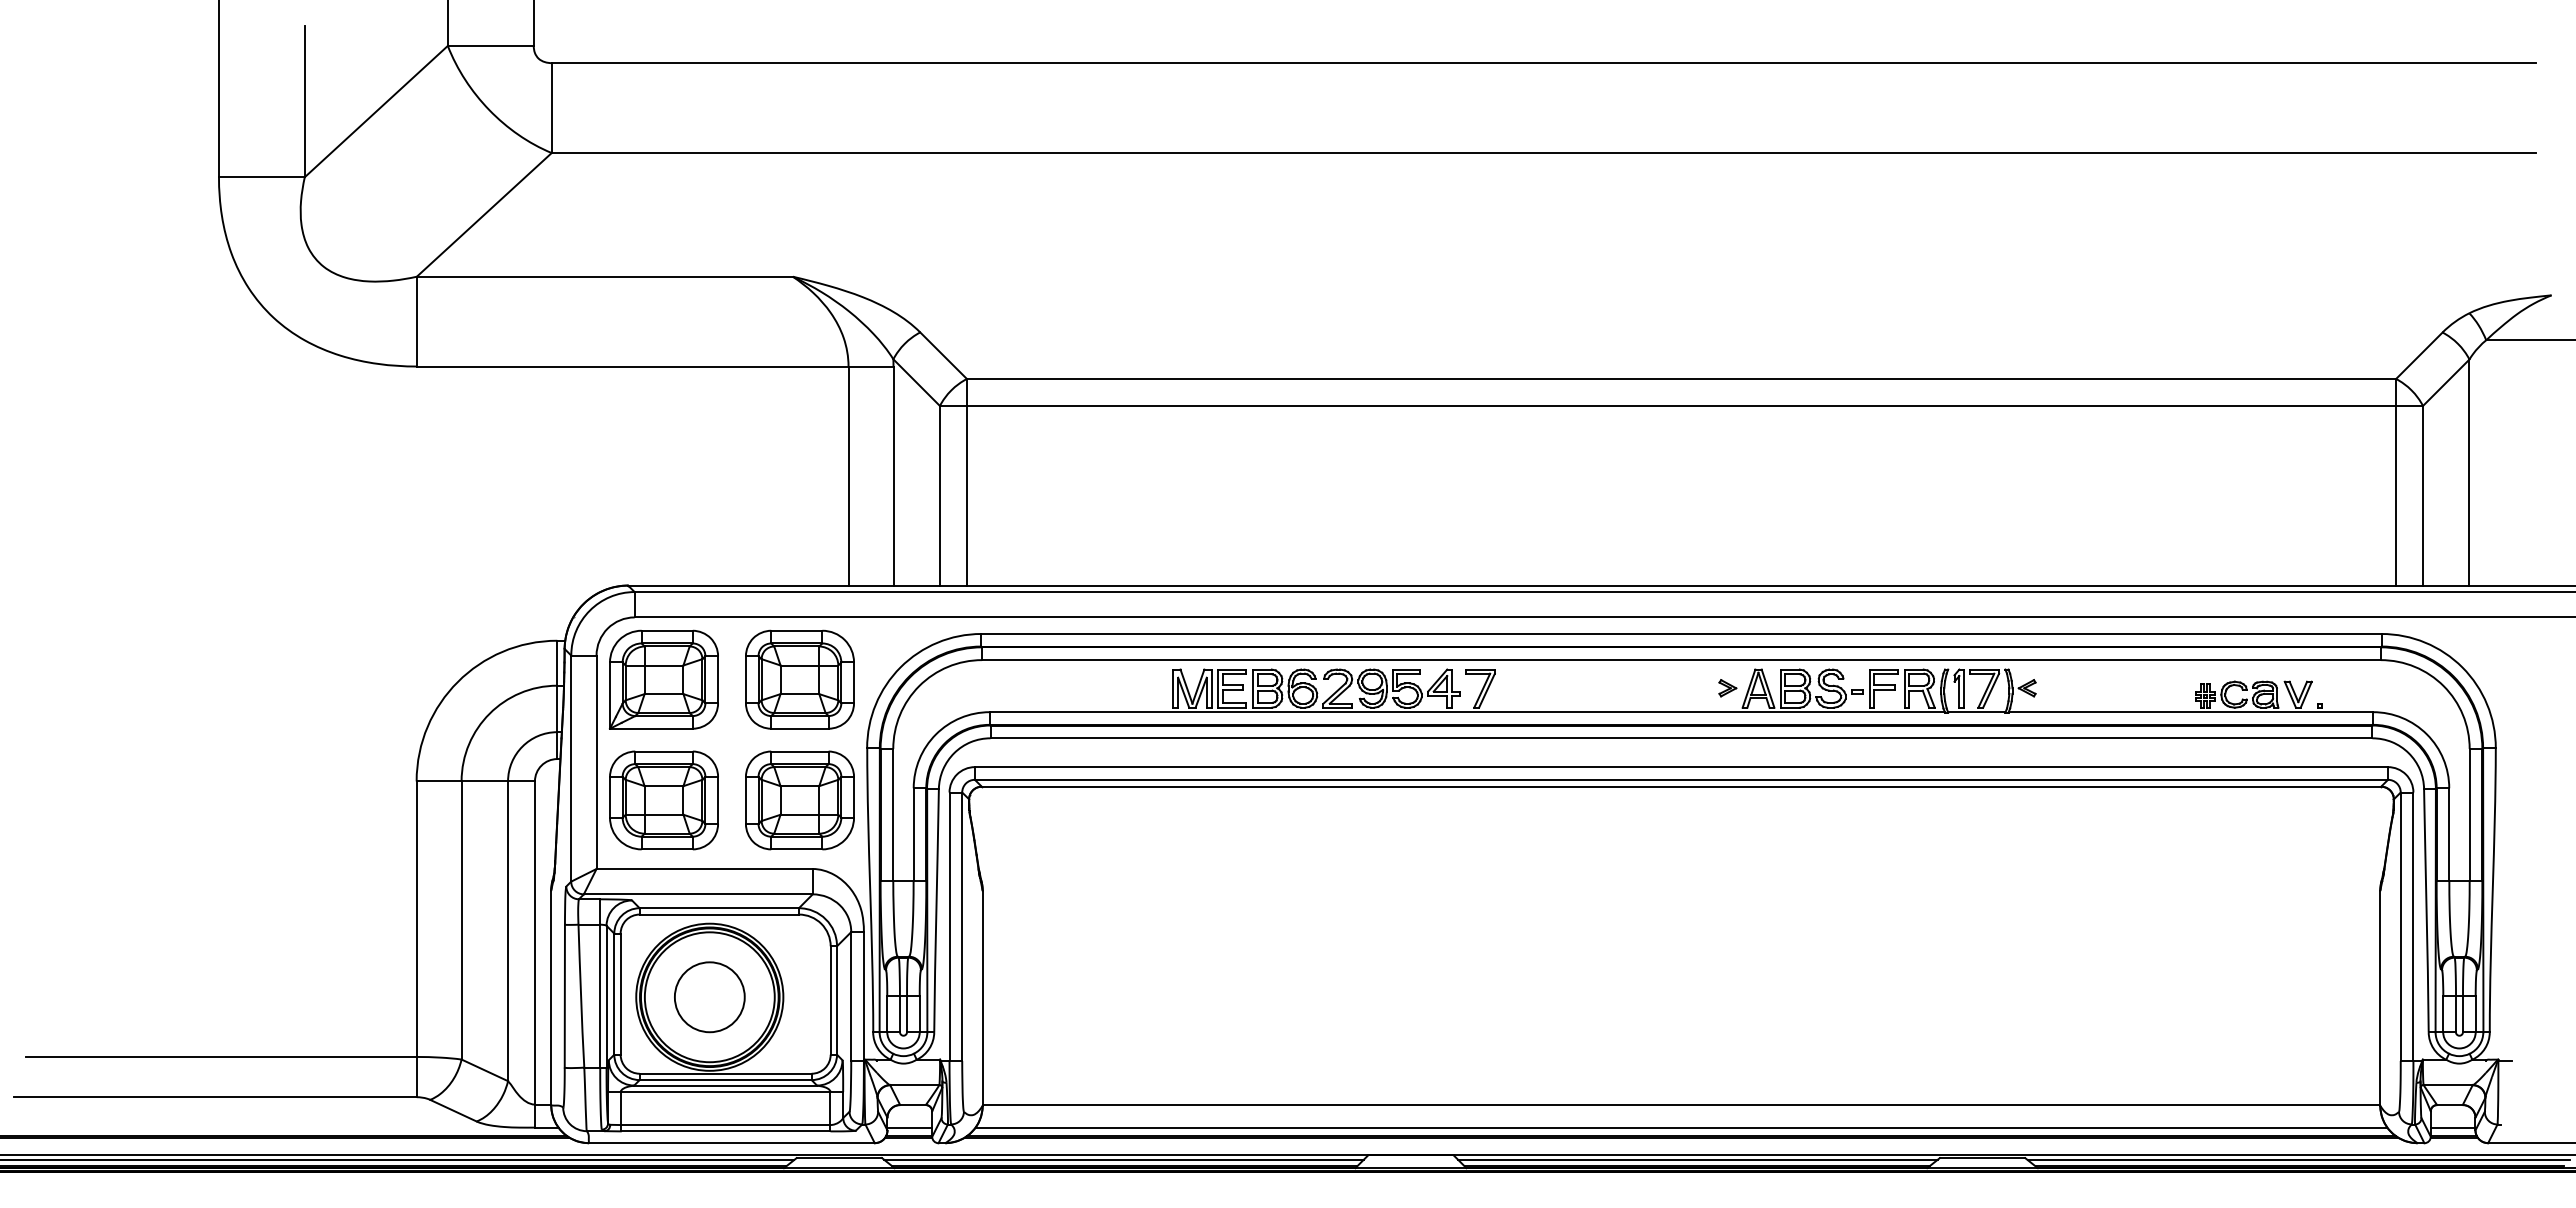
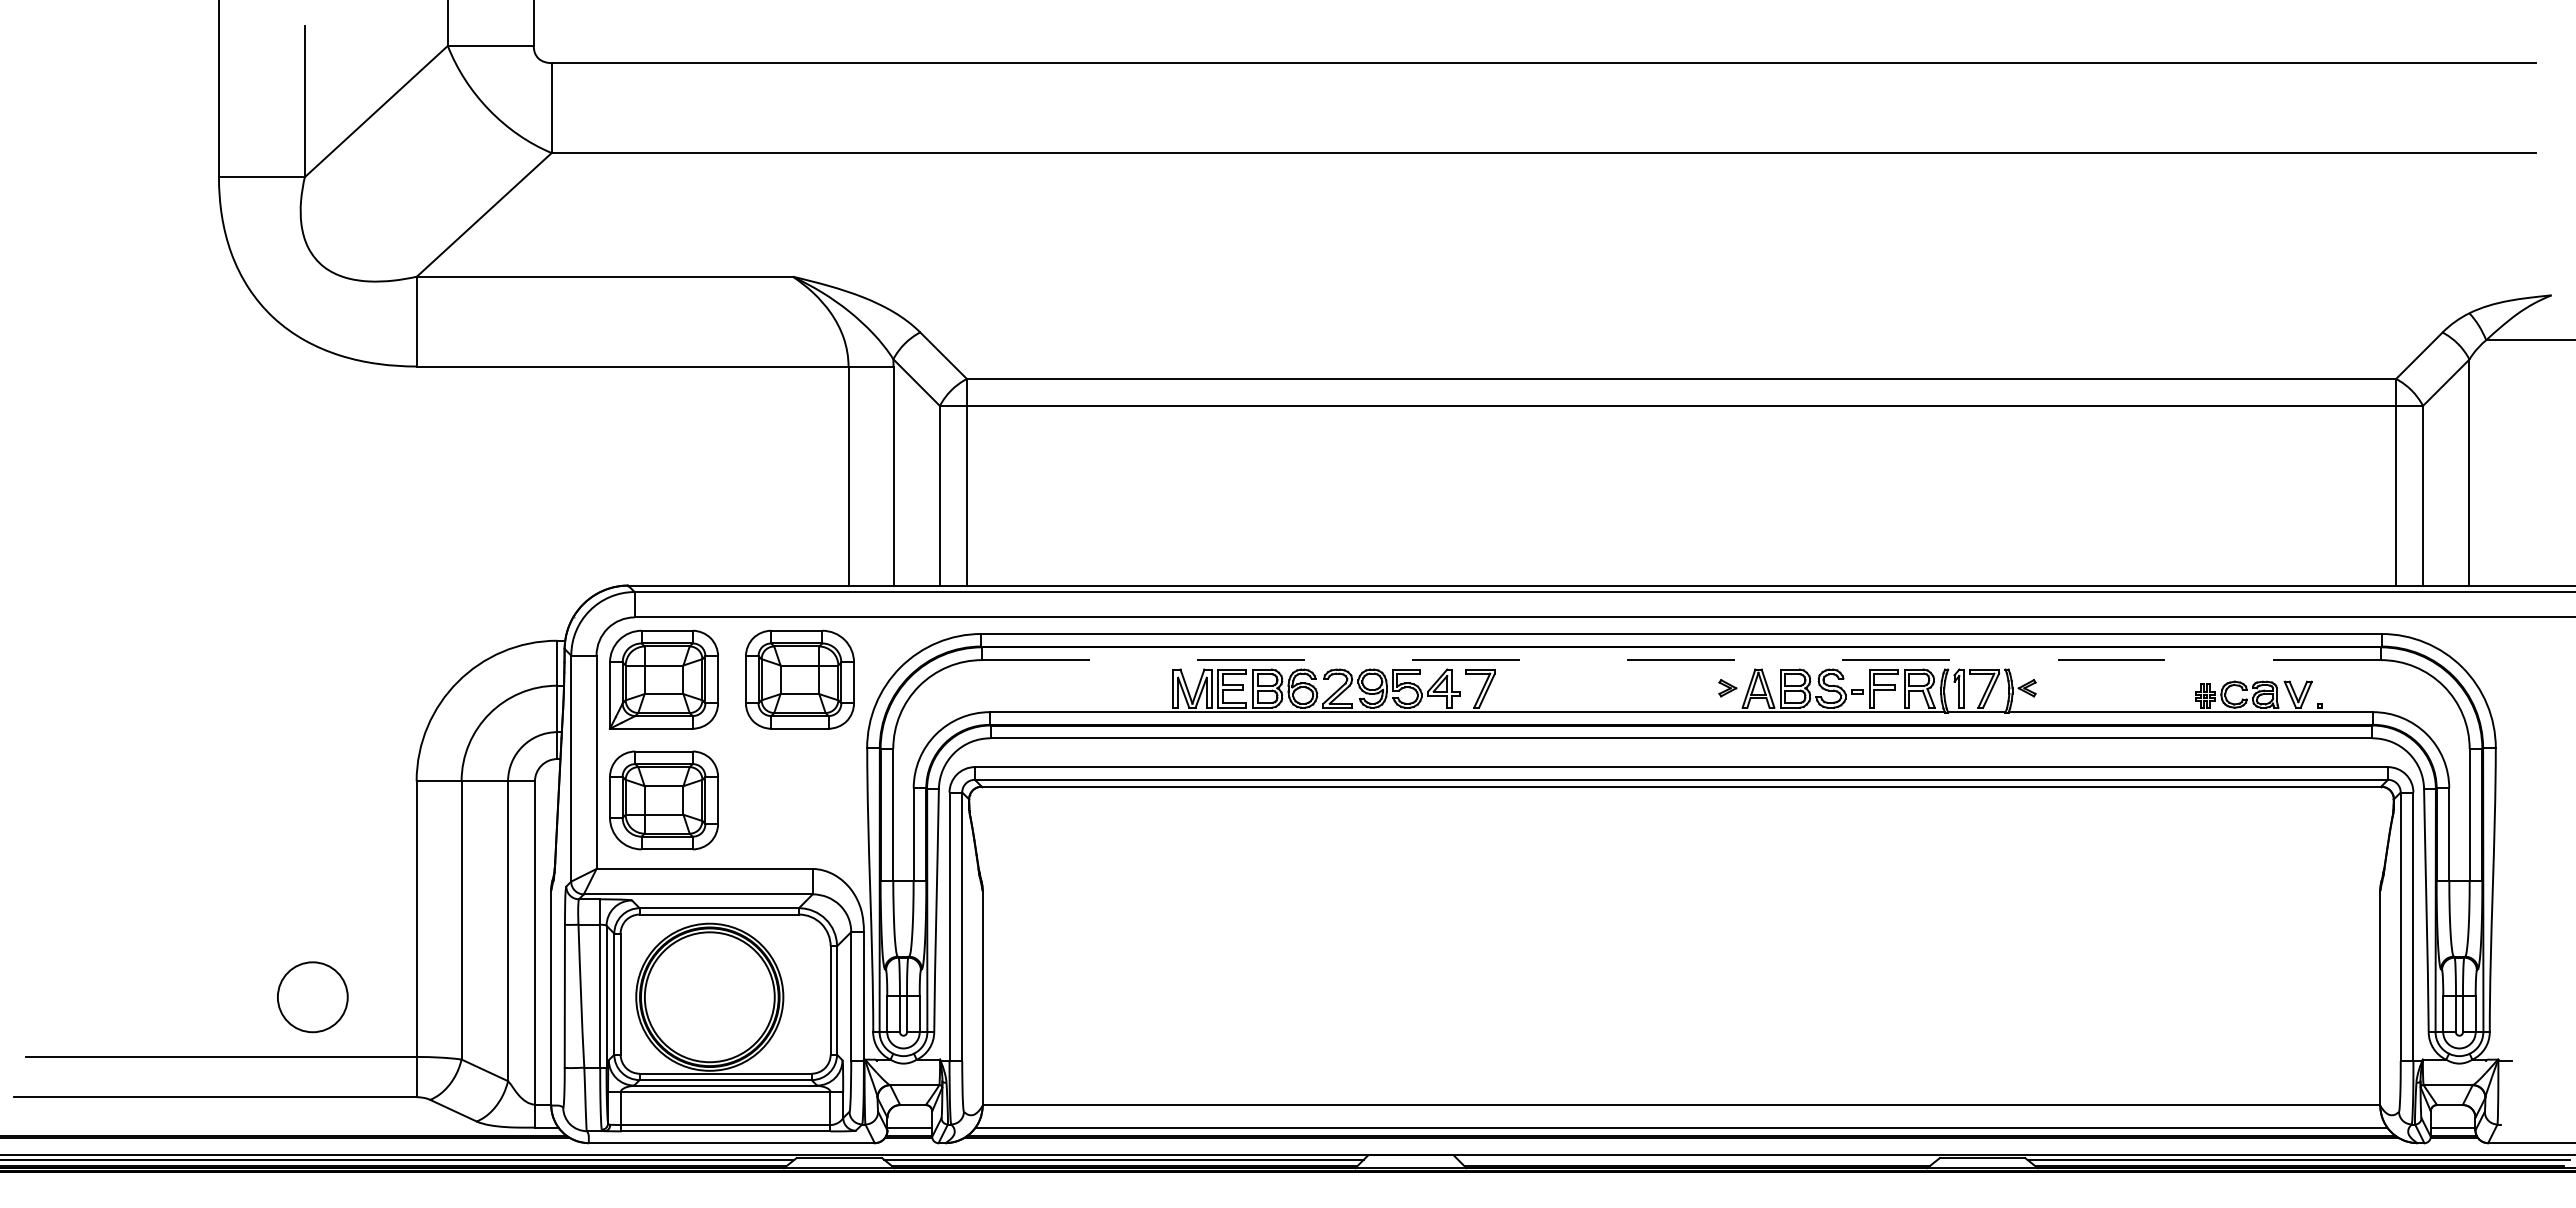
line: solid -> dashed (1681, 660)
part: present -> none (799, 800)
circle position: (709, 997) -> (312, 997) (312, 997)
line: present -> none (1697, 1159)
